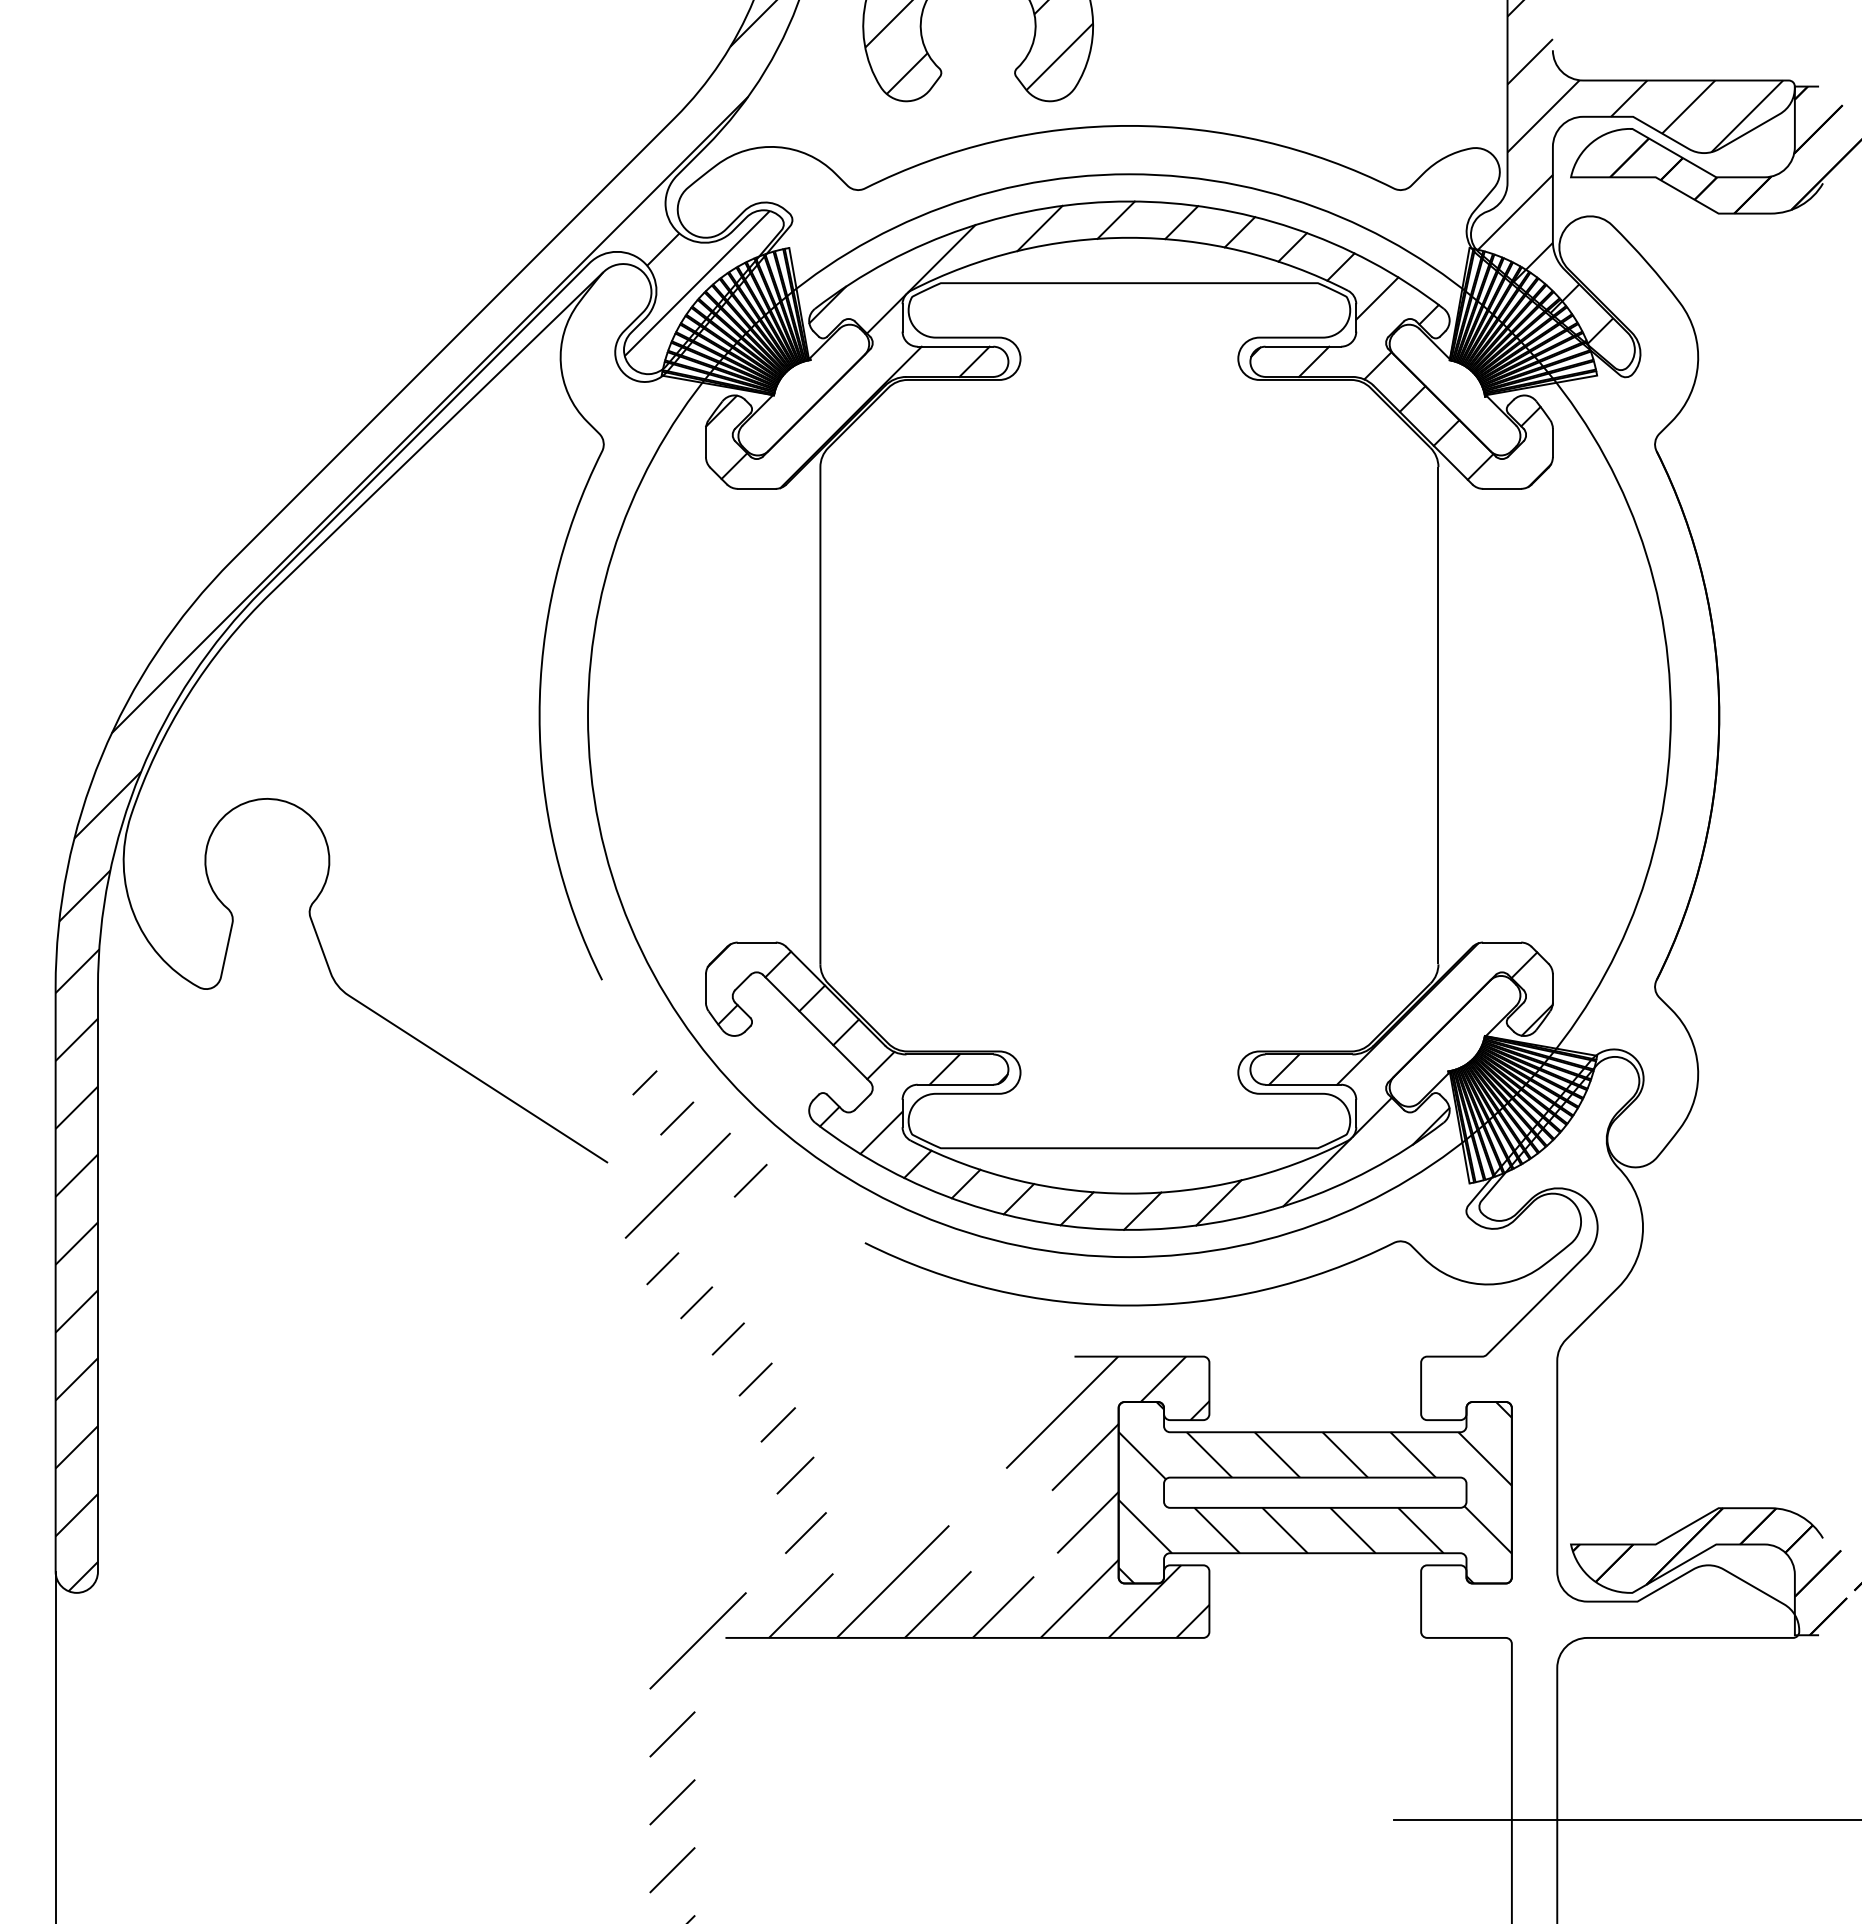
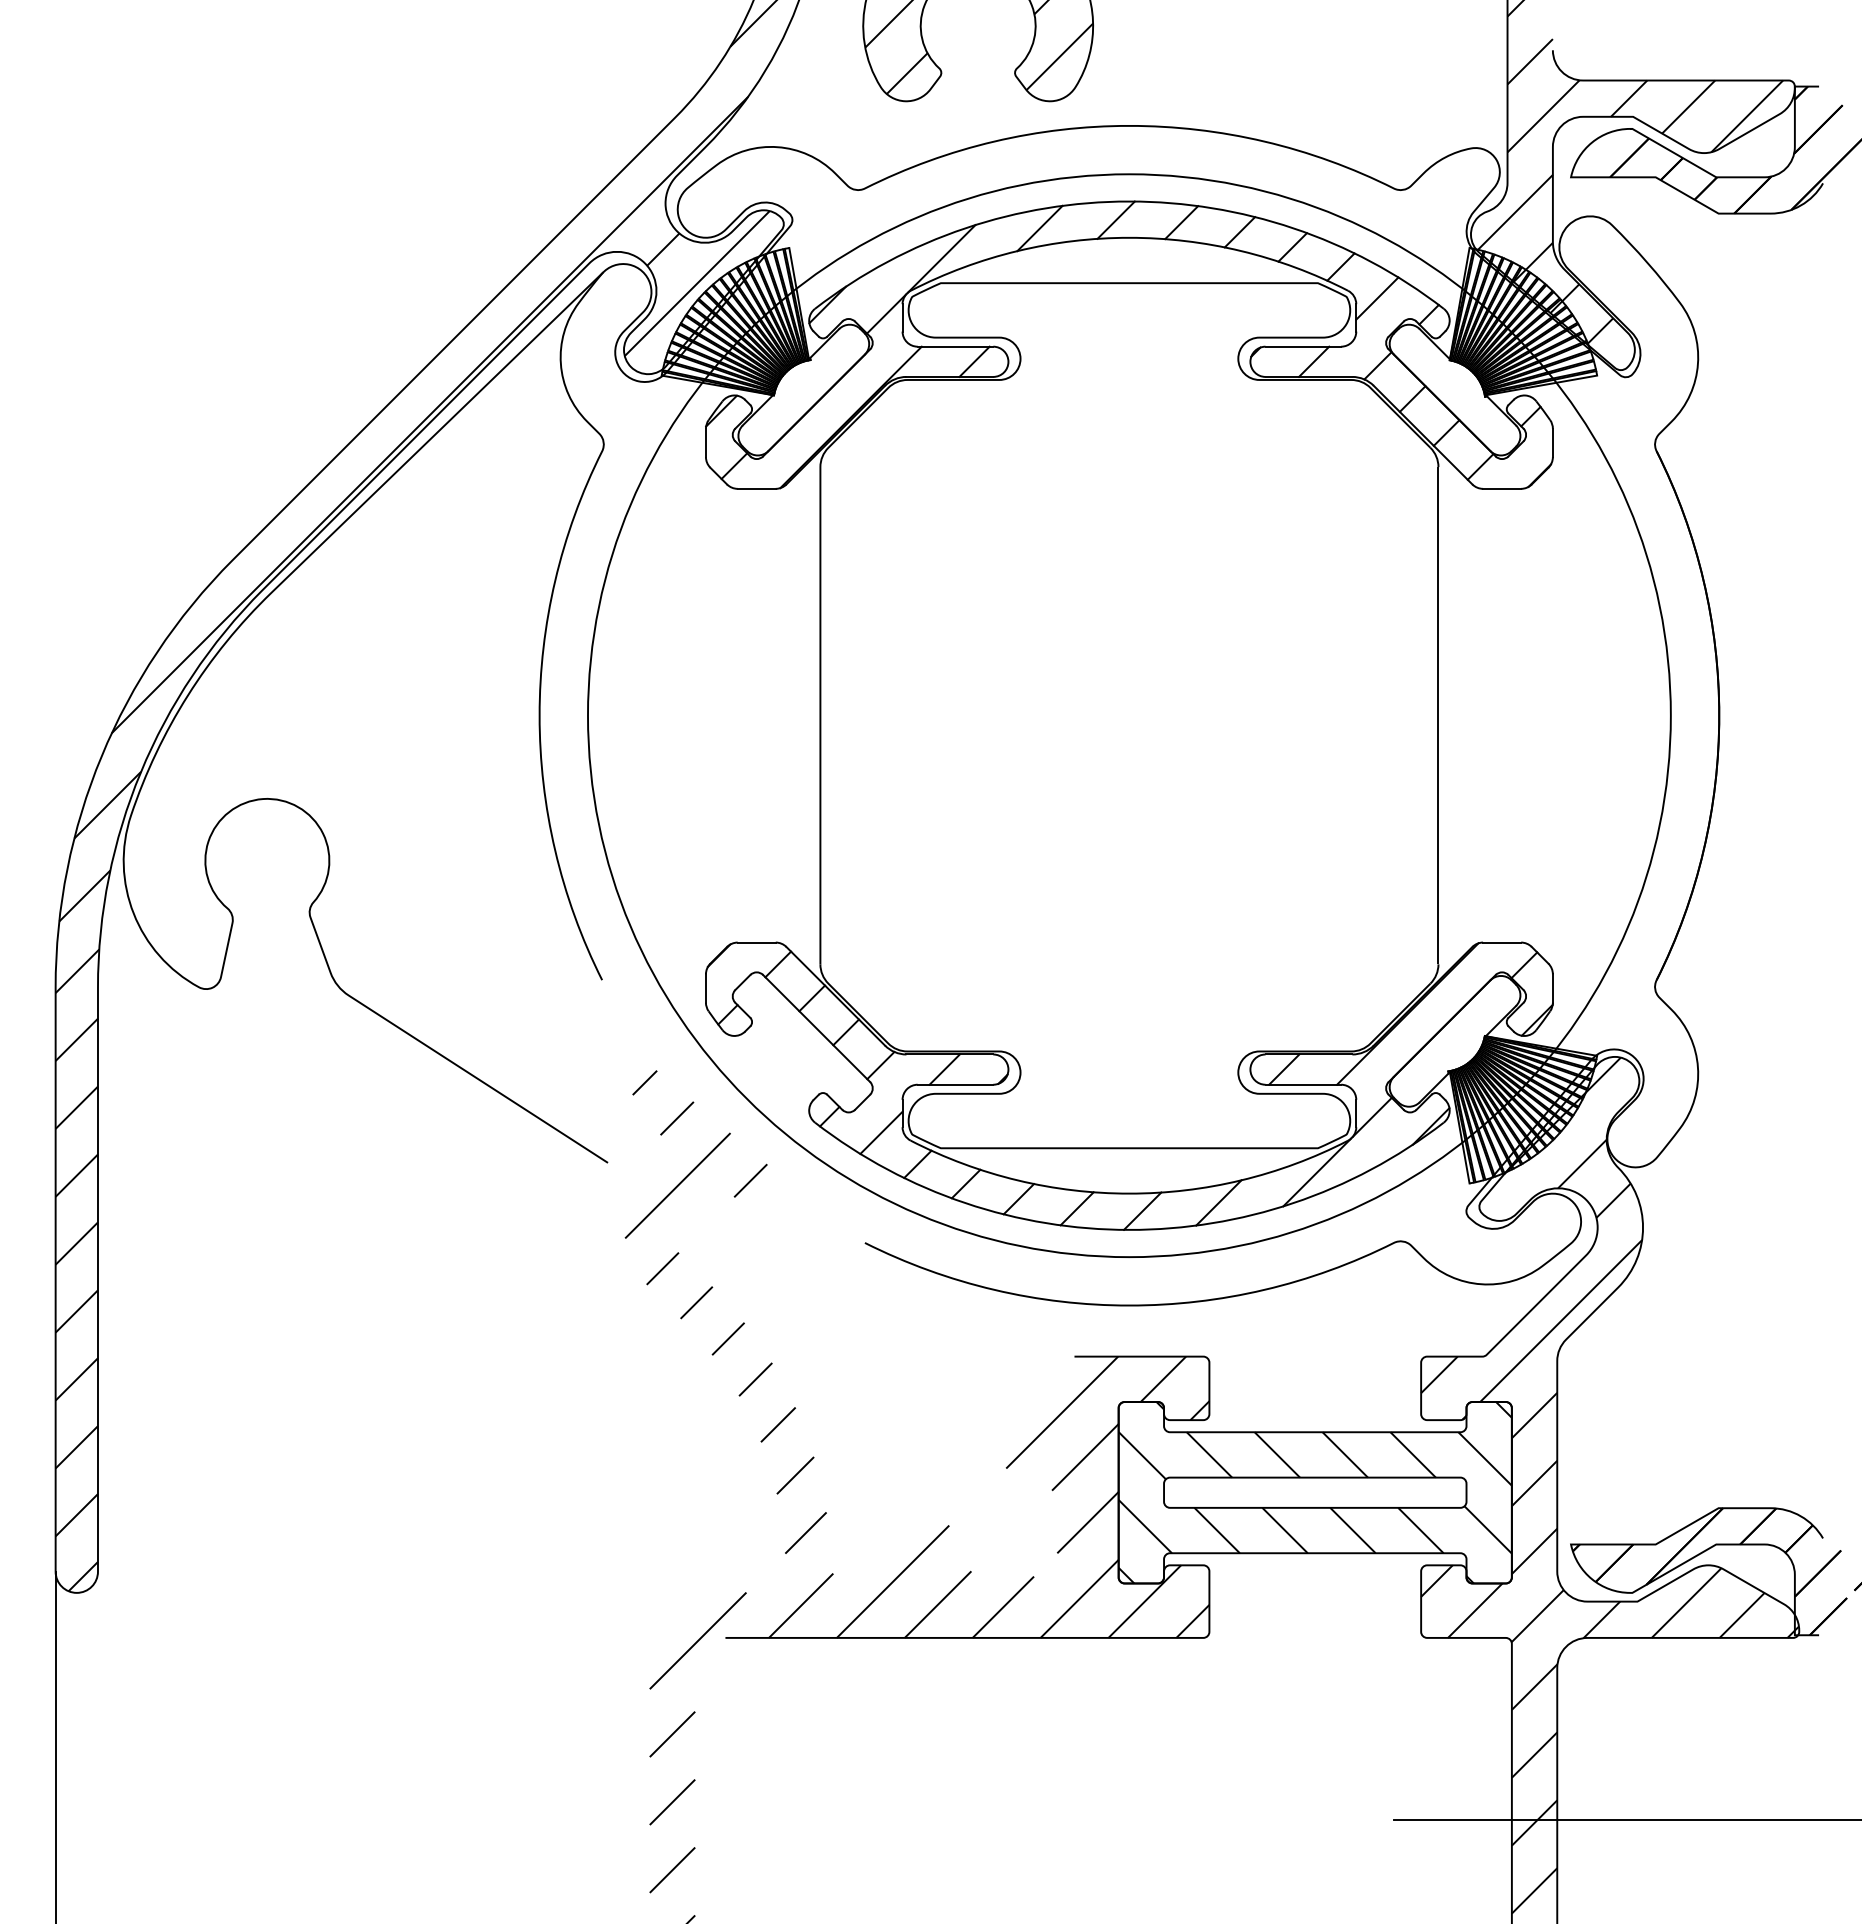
hatch: none -> present (1609, 1485)
